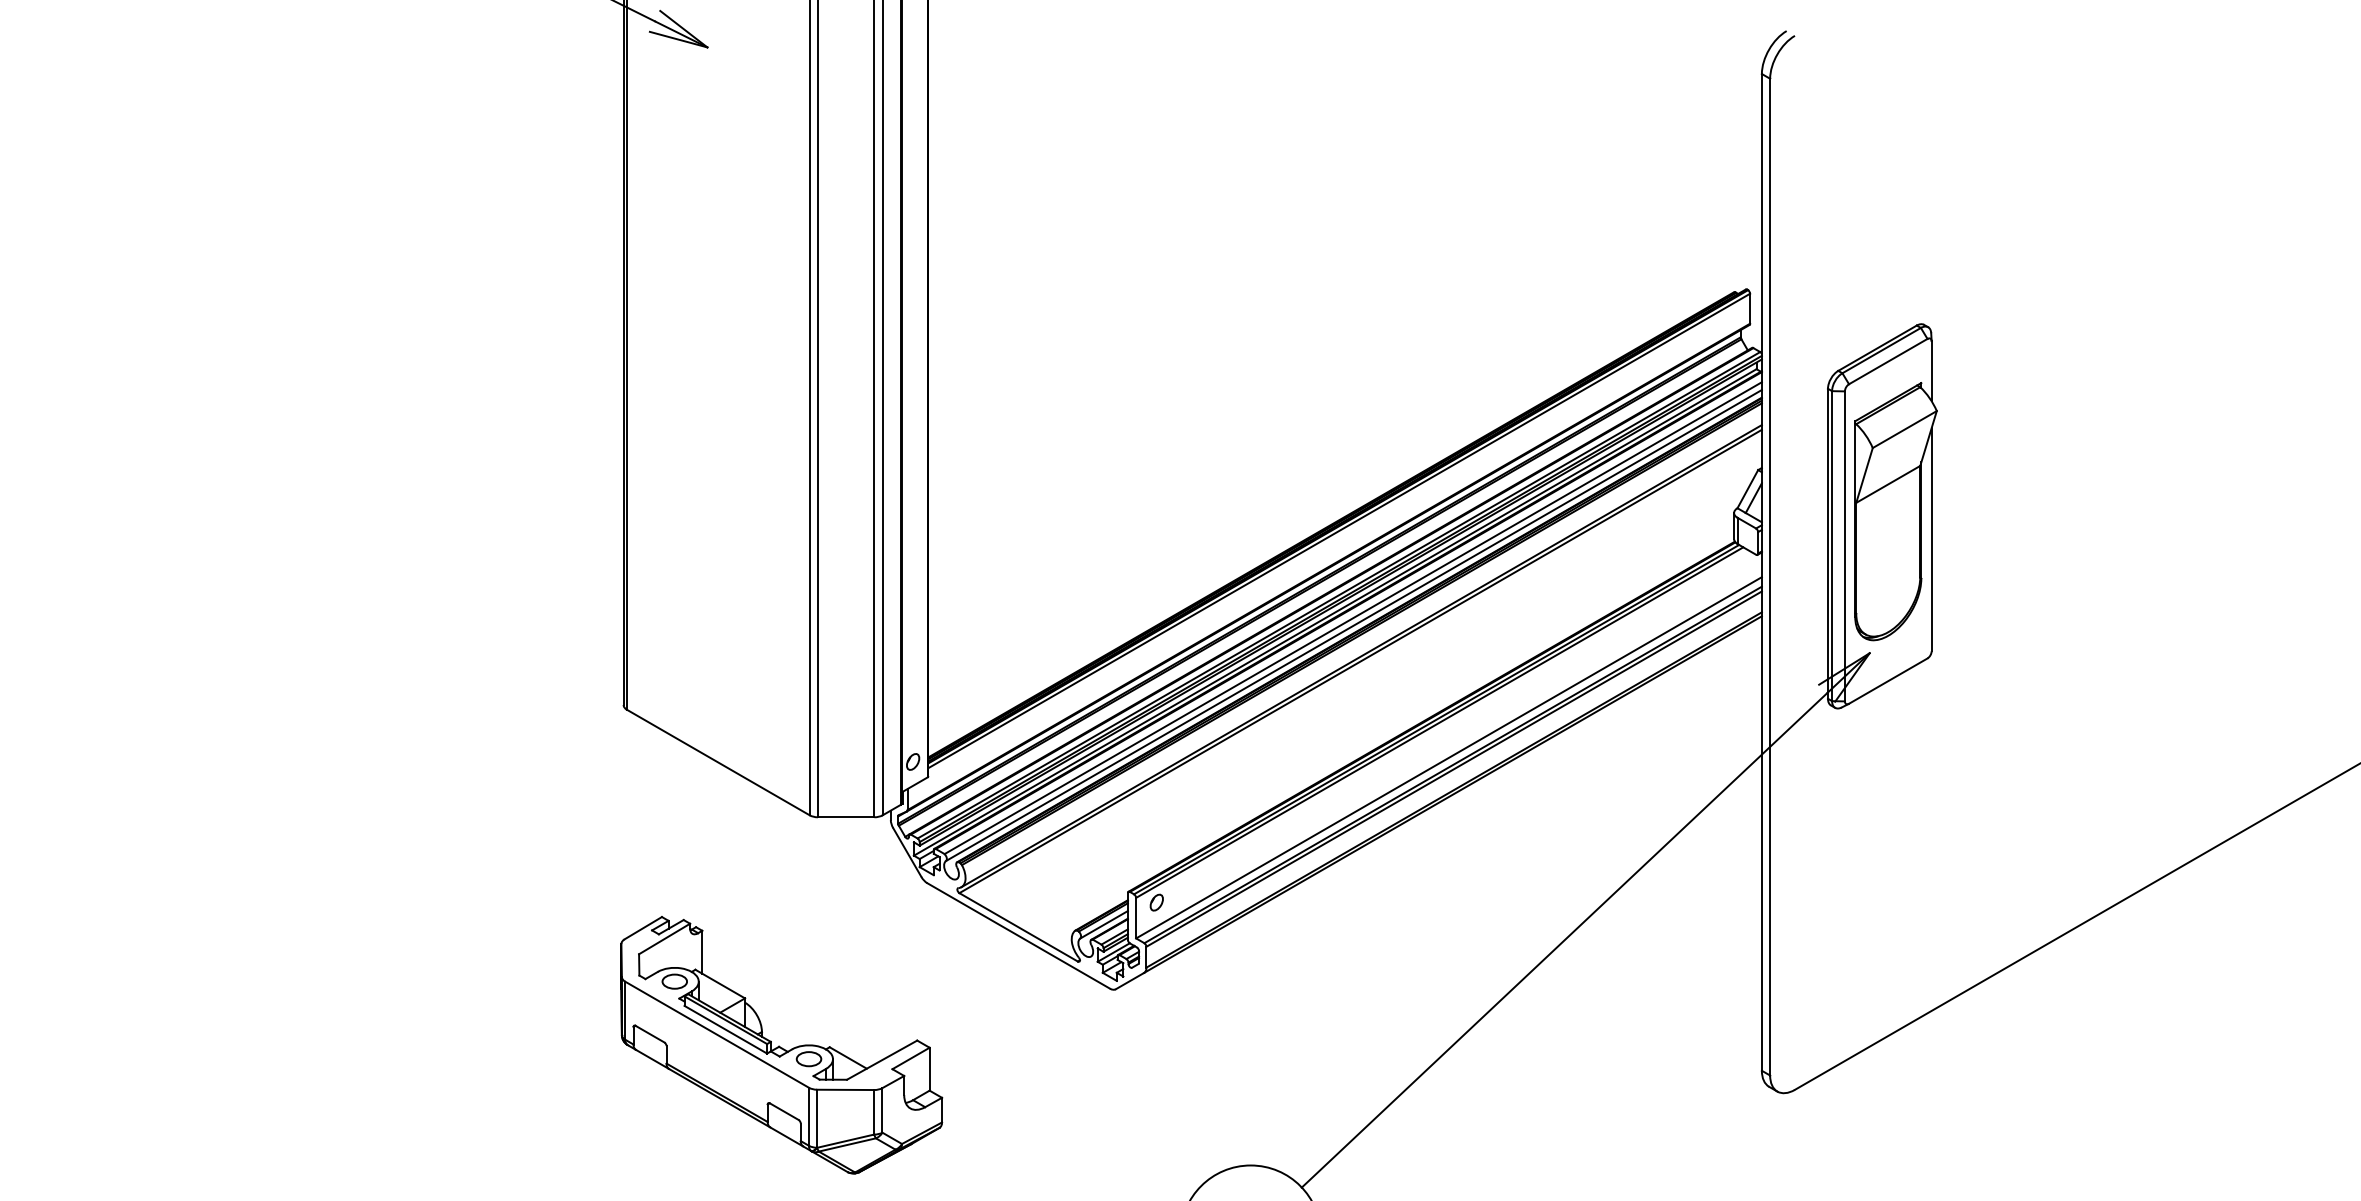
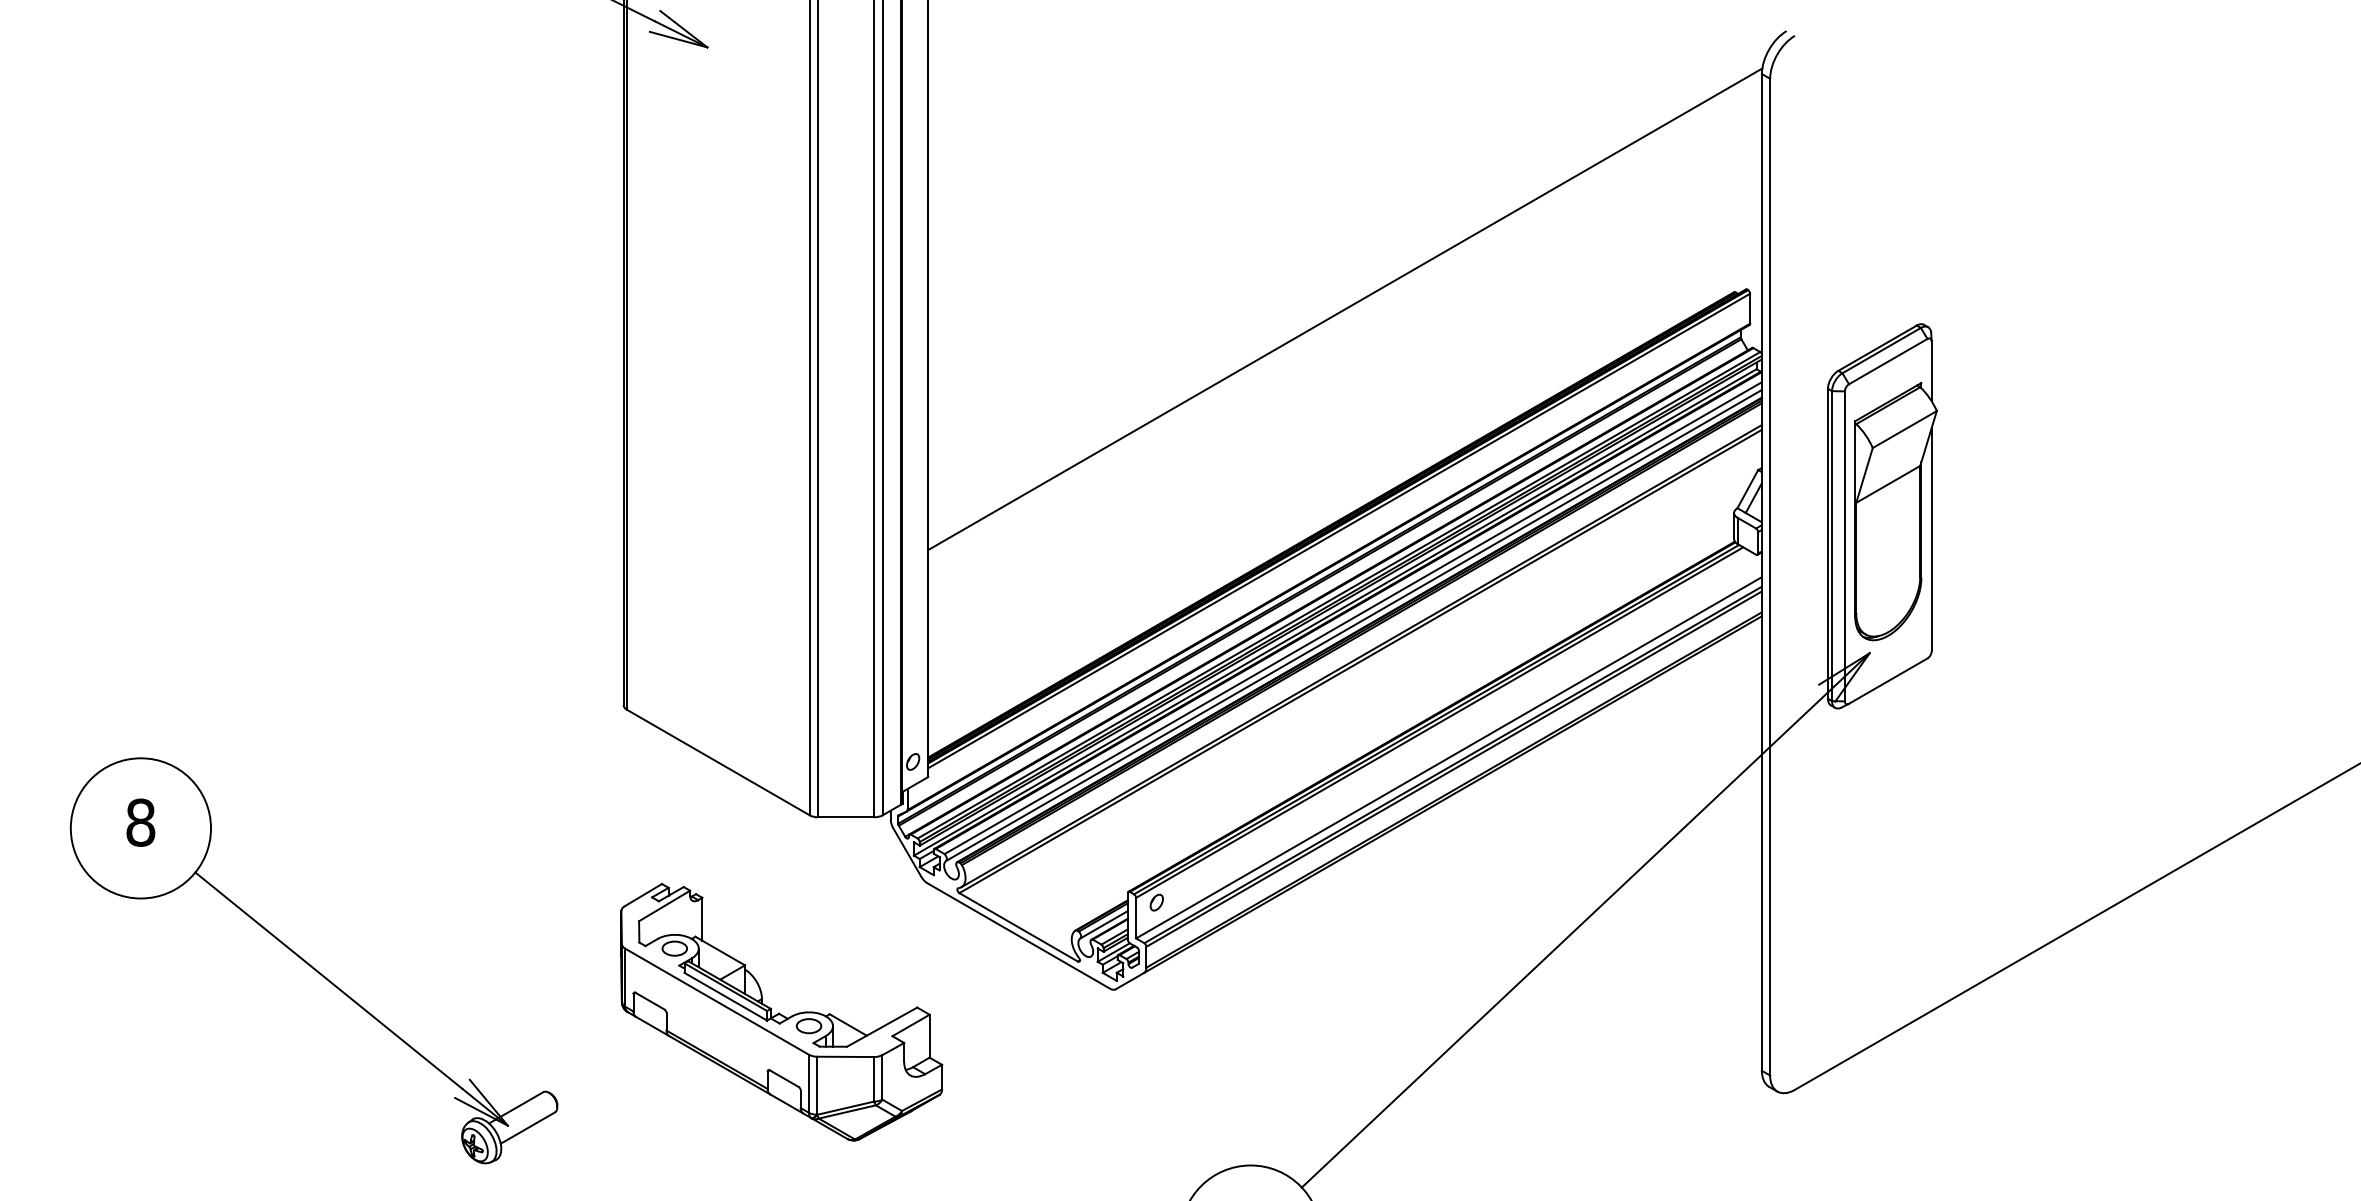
line: none -> present (1345, 308)
part: none -> present (313, 960)
part position: (781, 1045) -> (781, 1012) (781, 1012)
